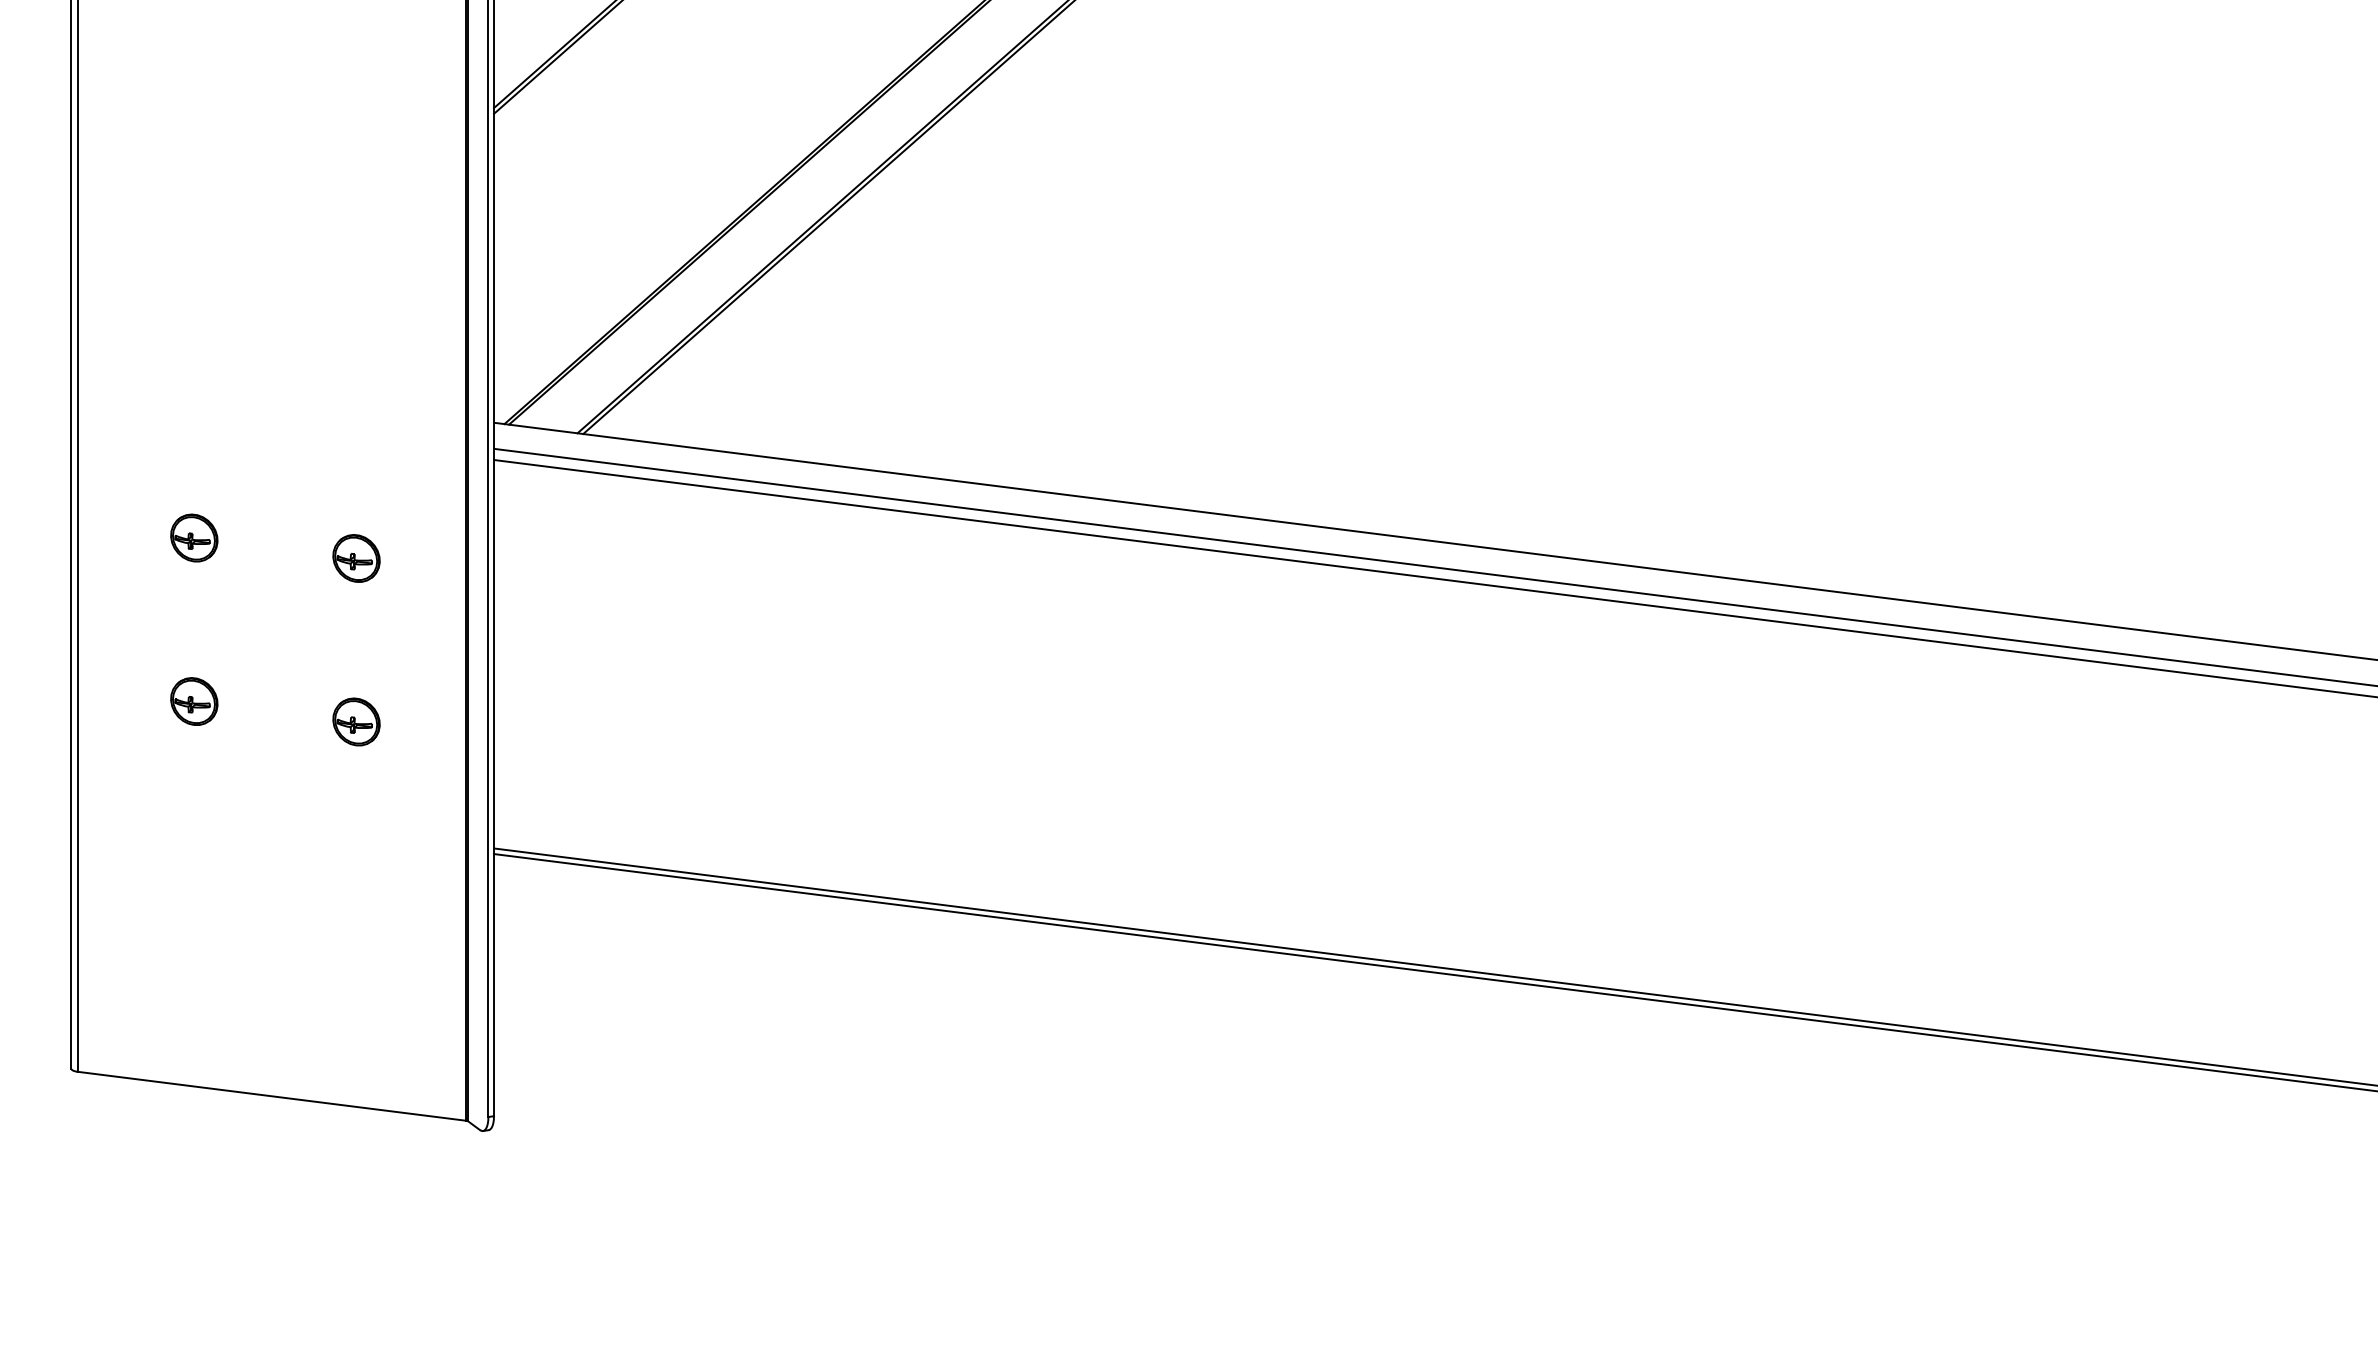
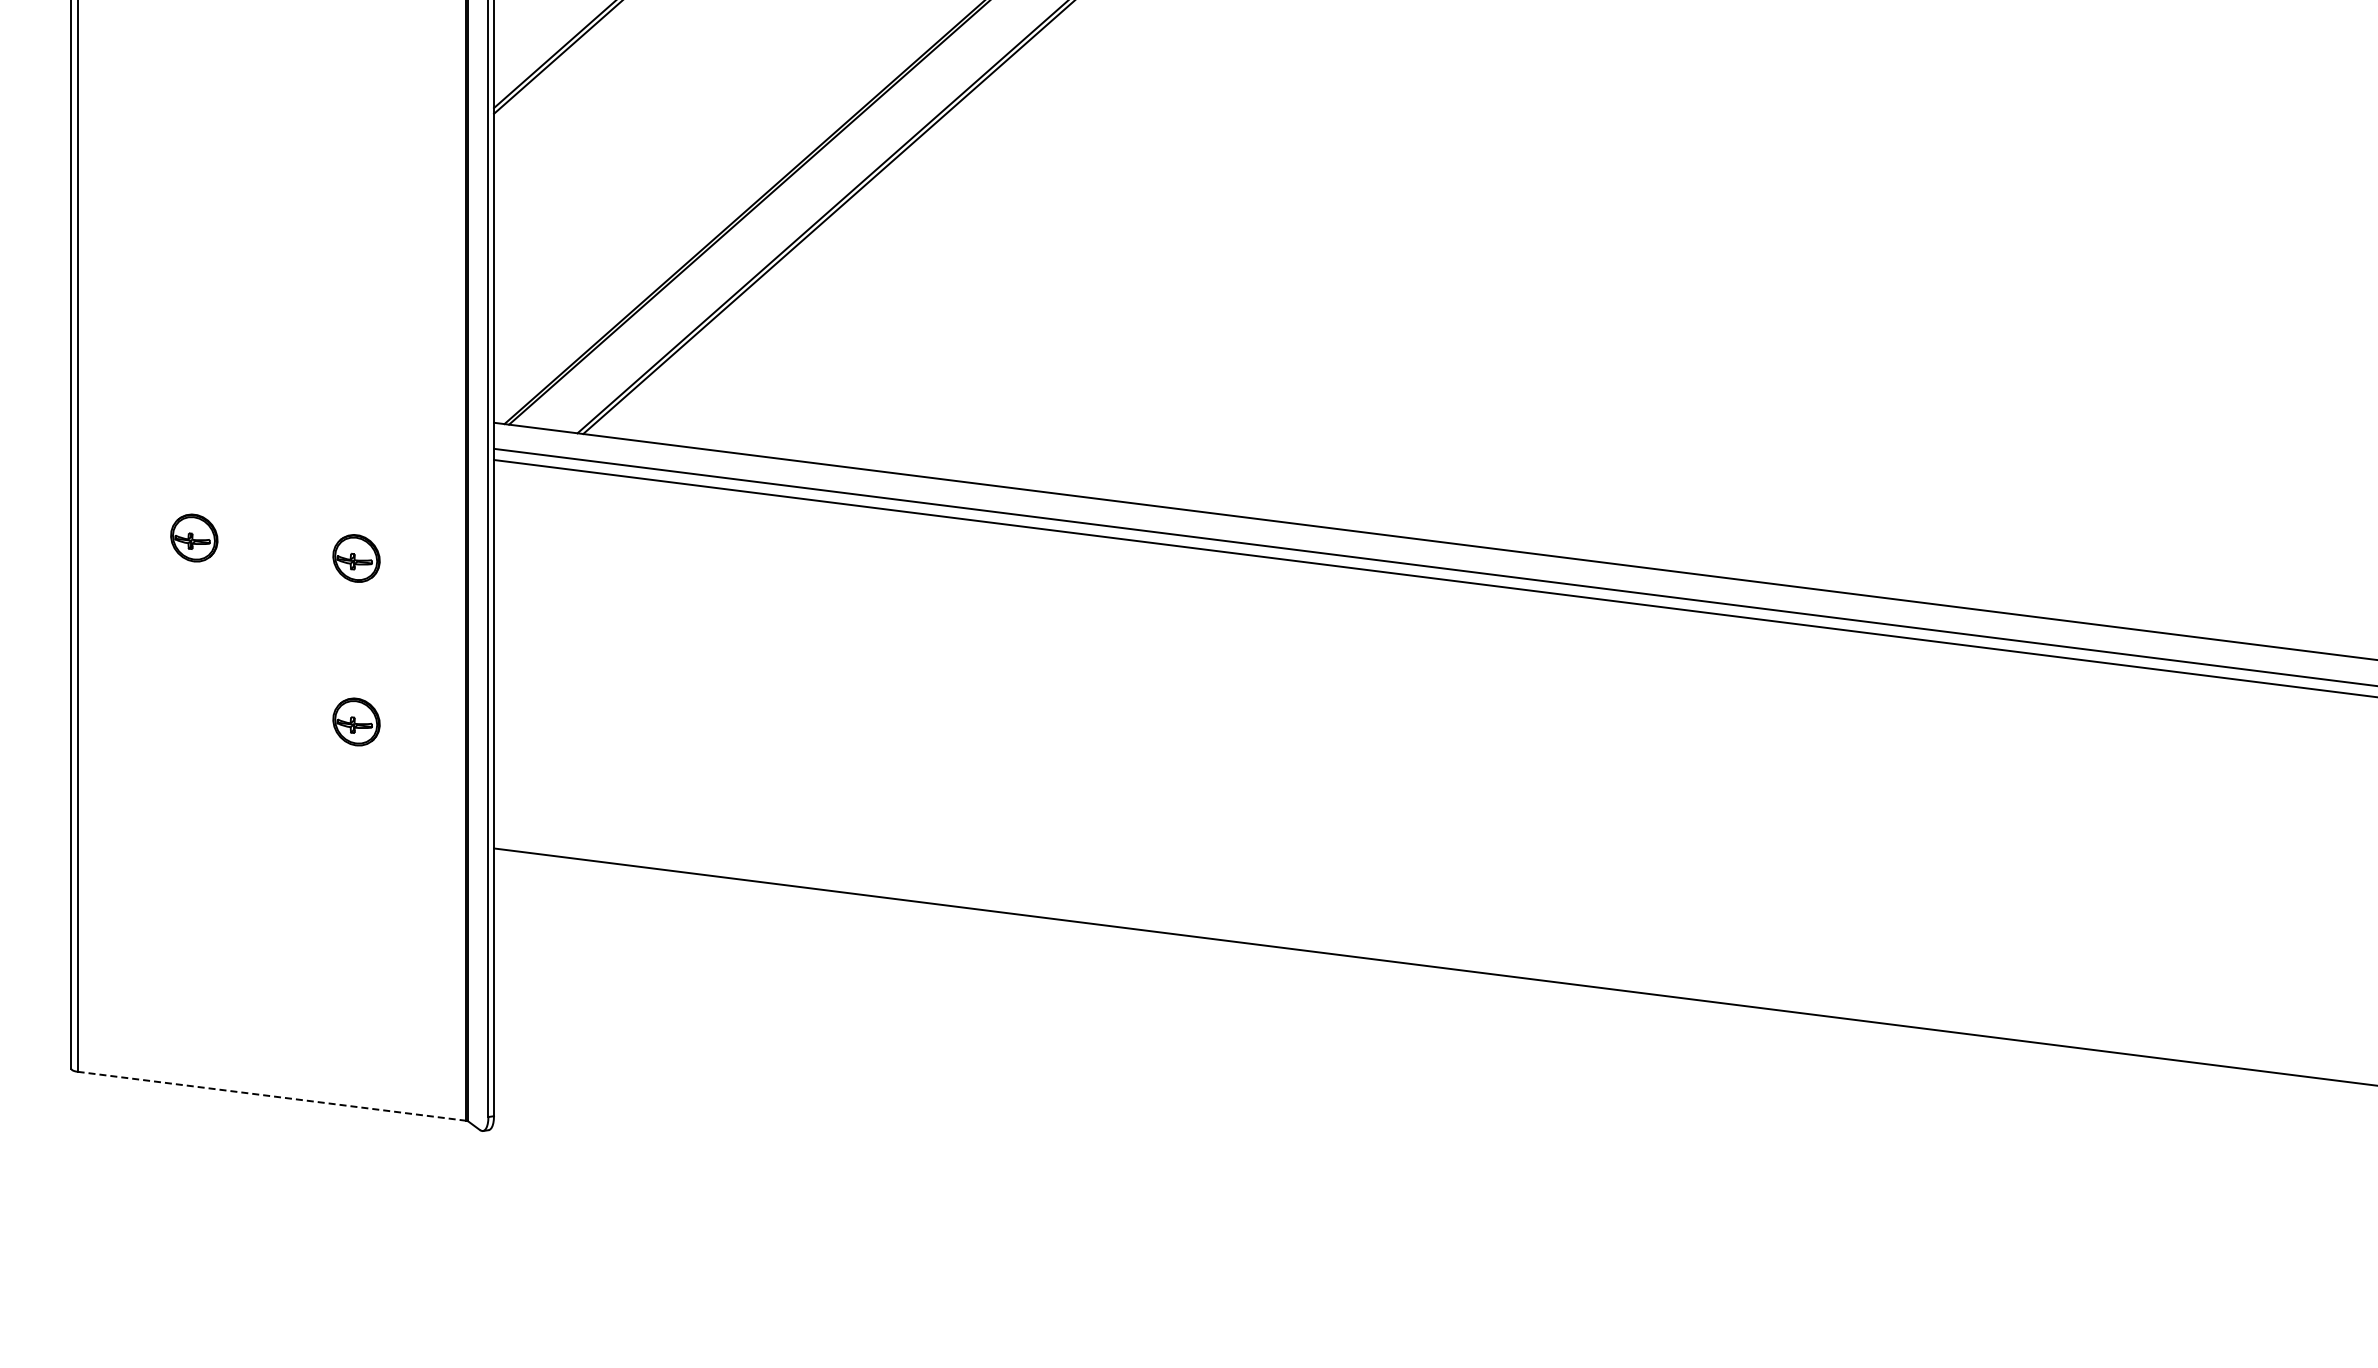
part: present -> none (194, 701)
line: present -> none (1434, 972)
line: solid -> dashed (271, 1096)
